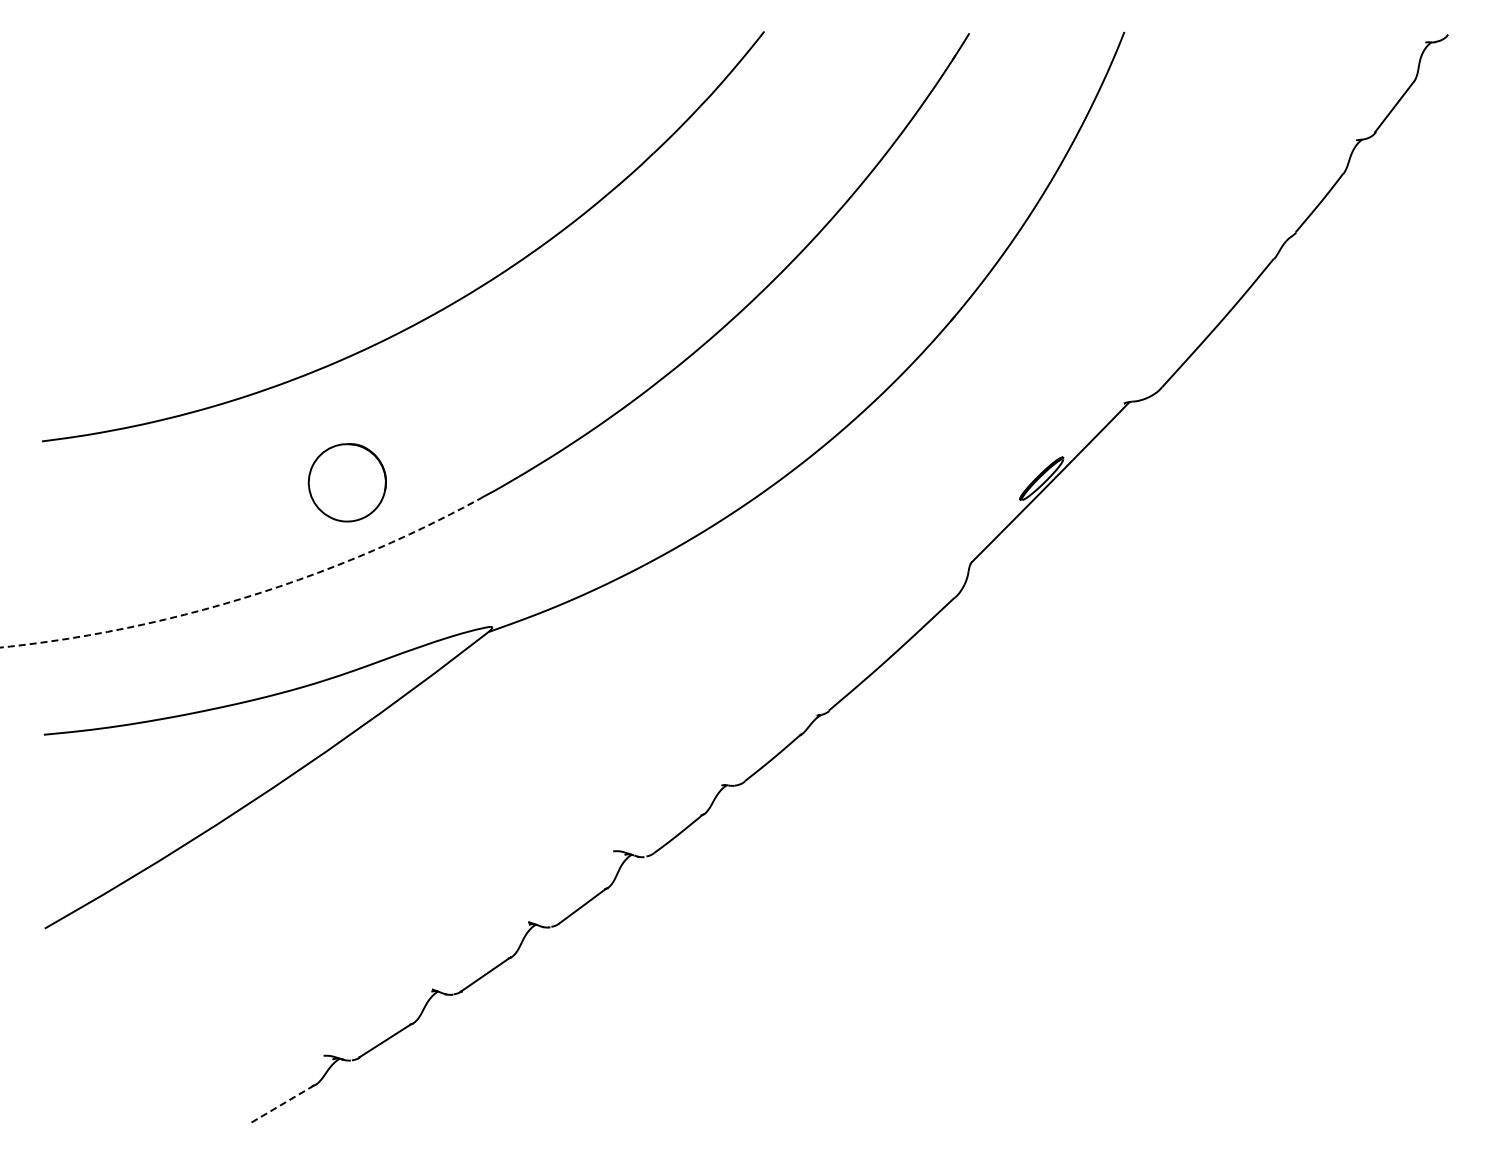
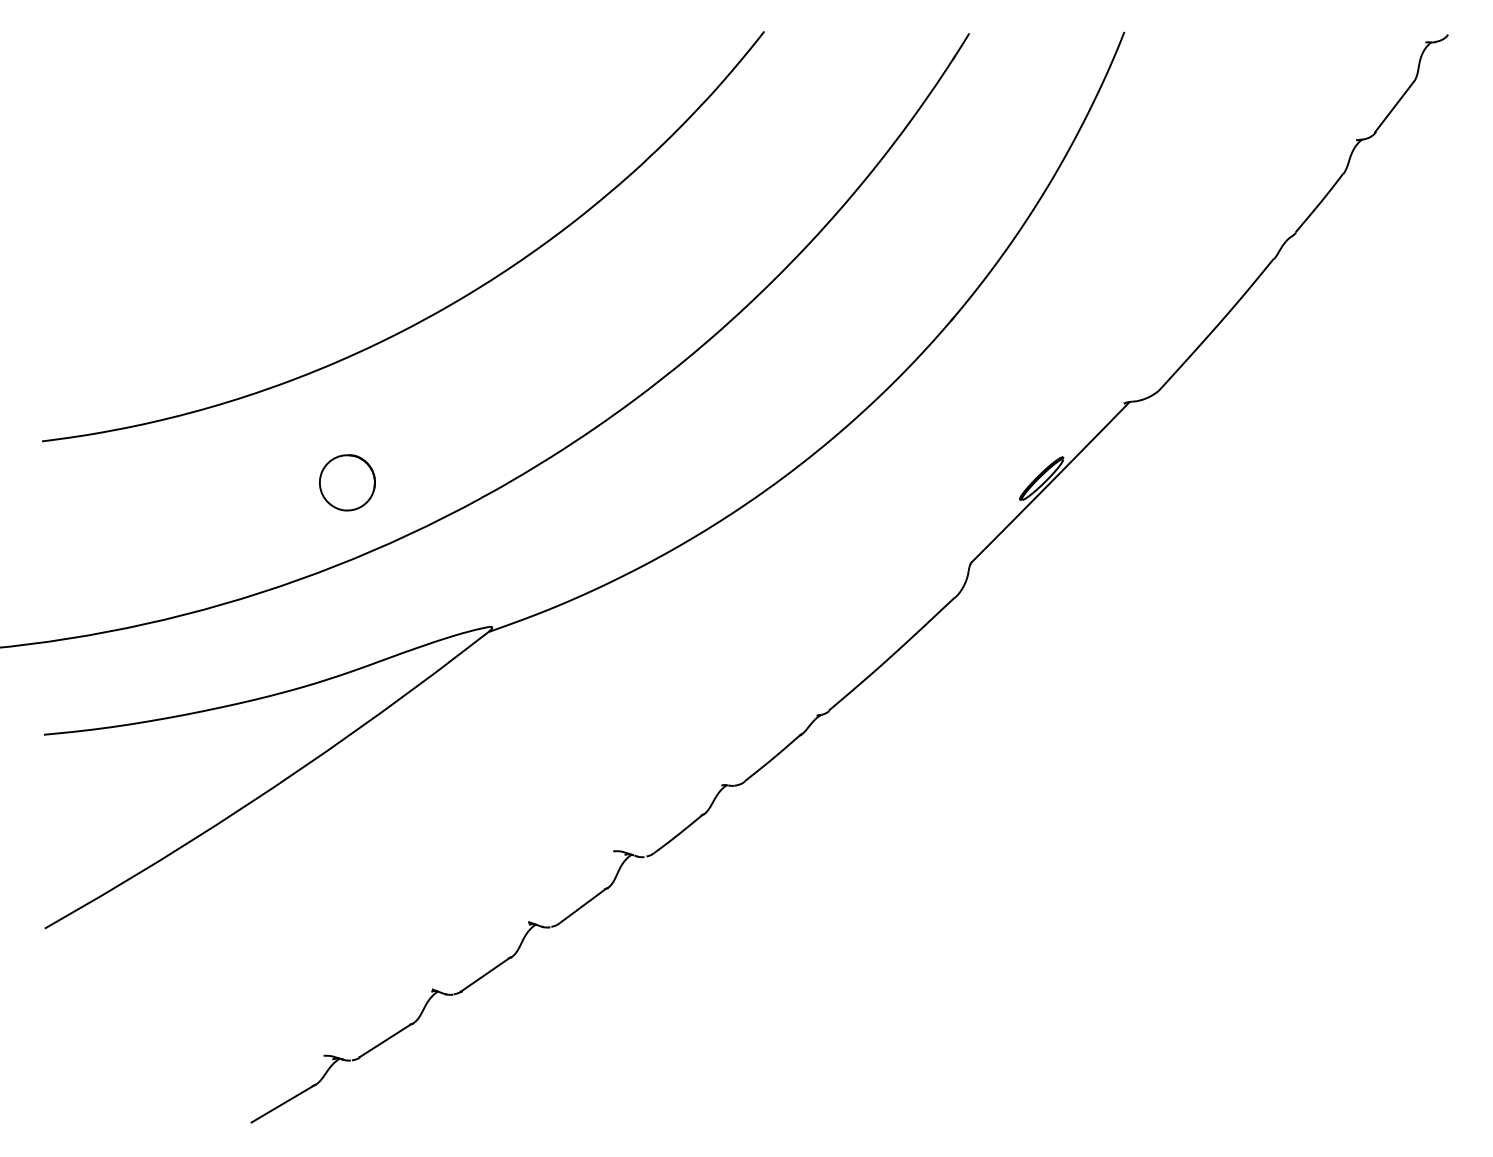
part size: 80x80 px -> 57x58 px (347, 482)
arc: dashed -> solid (248, 596)
line: dashed -> solid (283, 1103)
